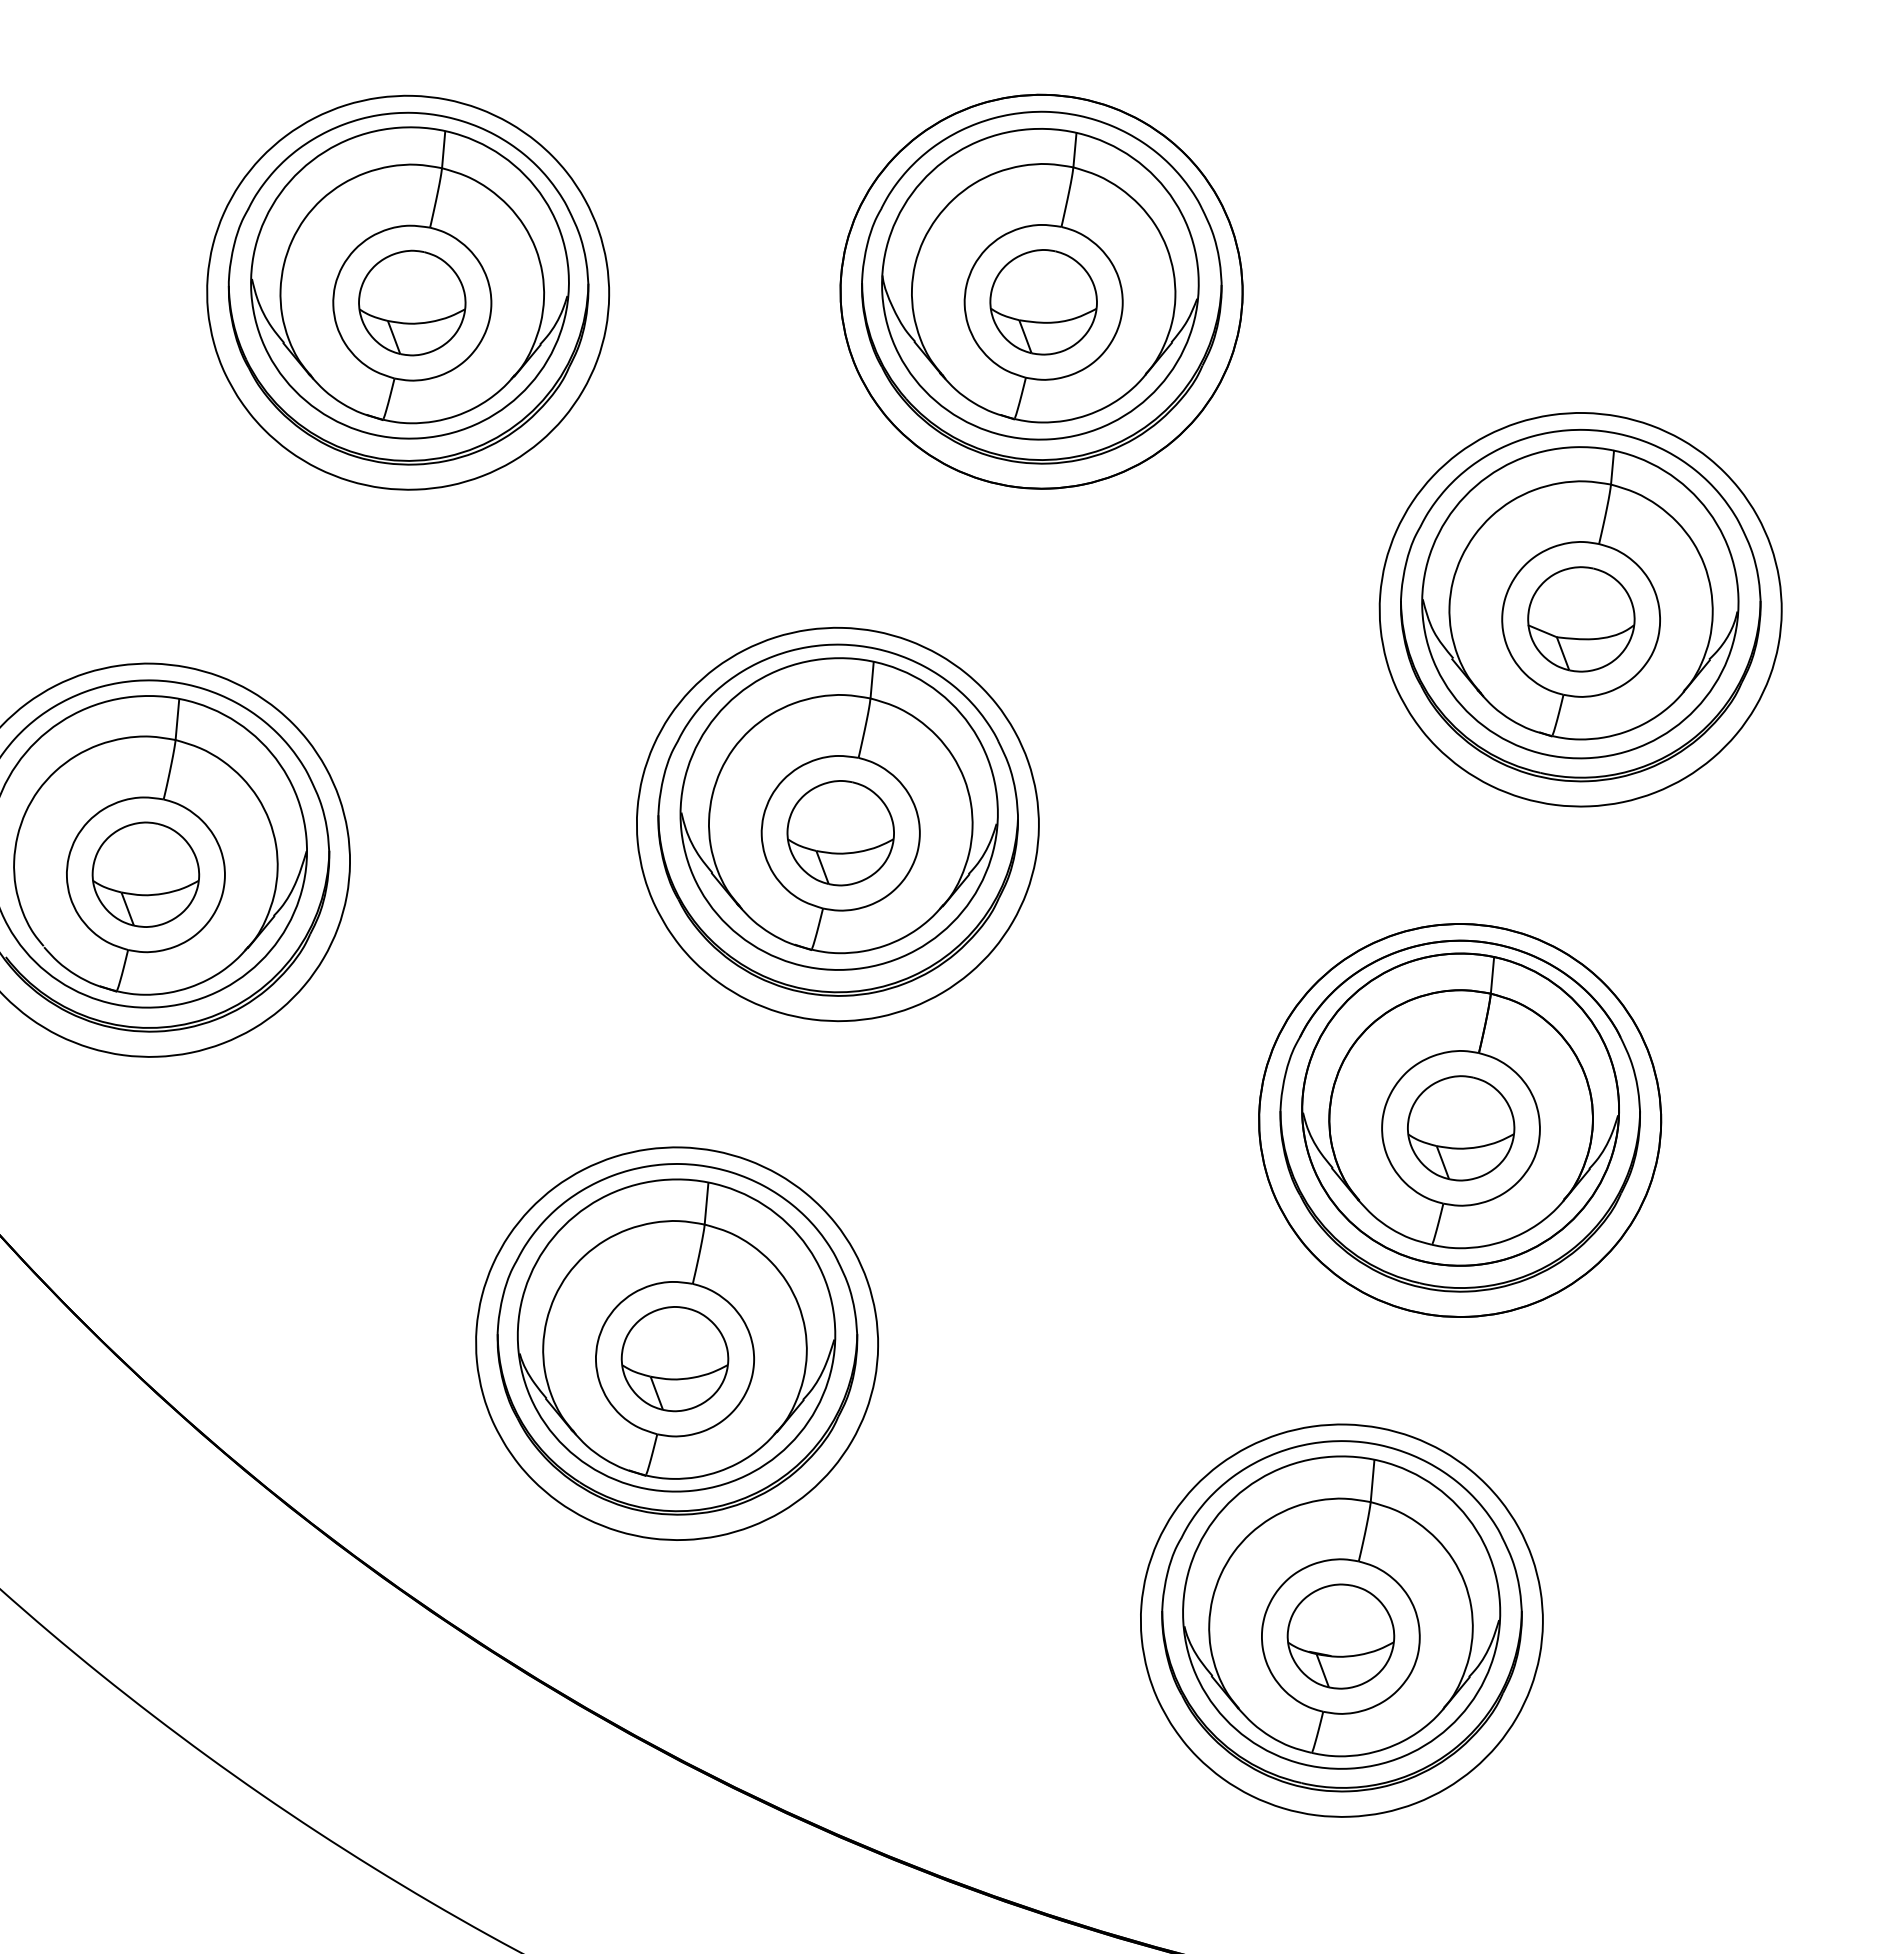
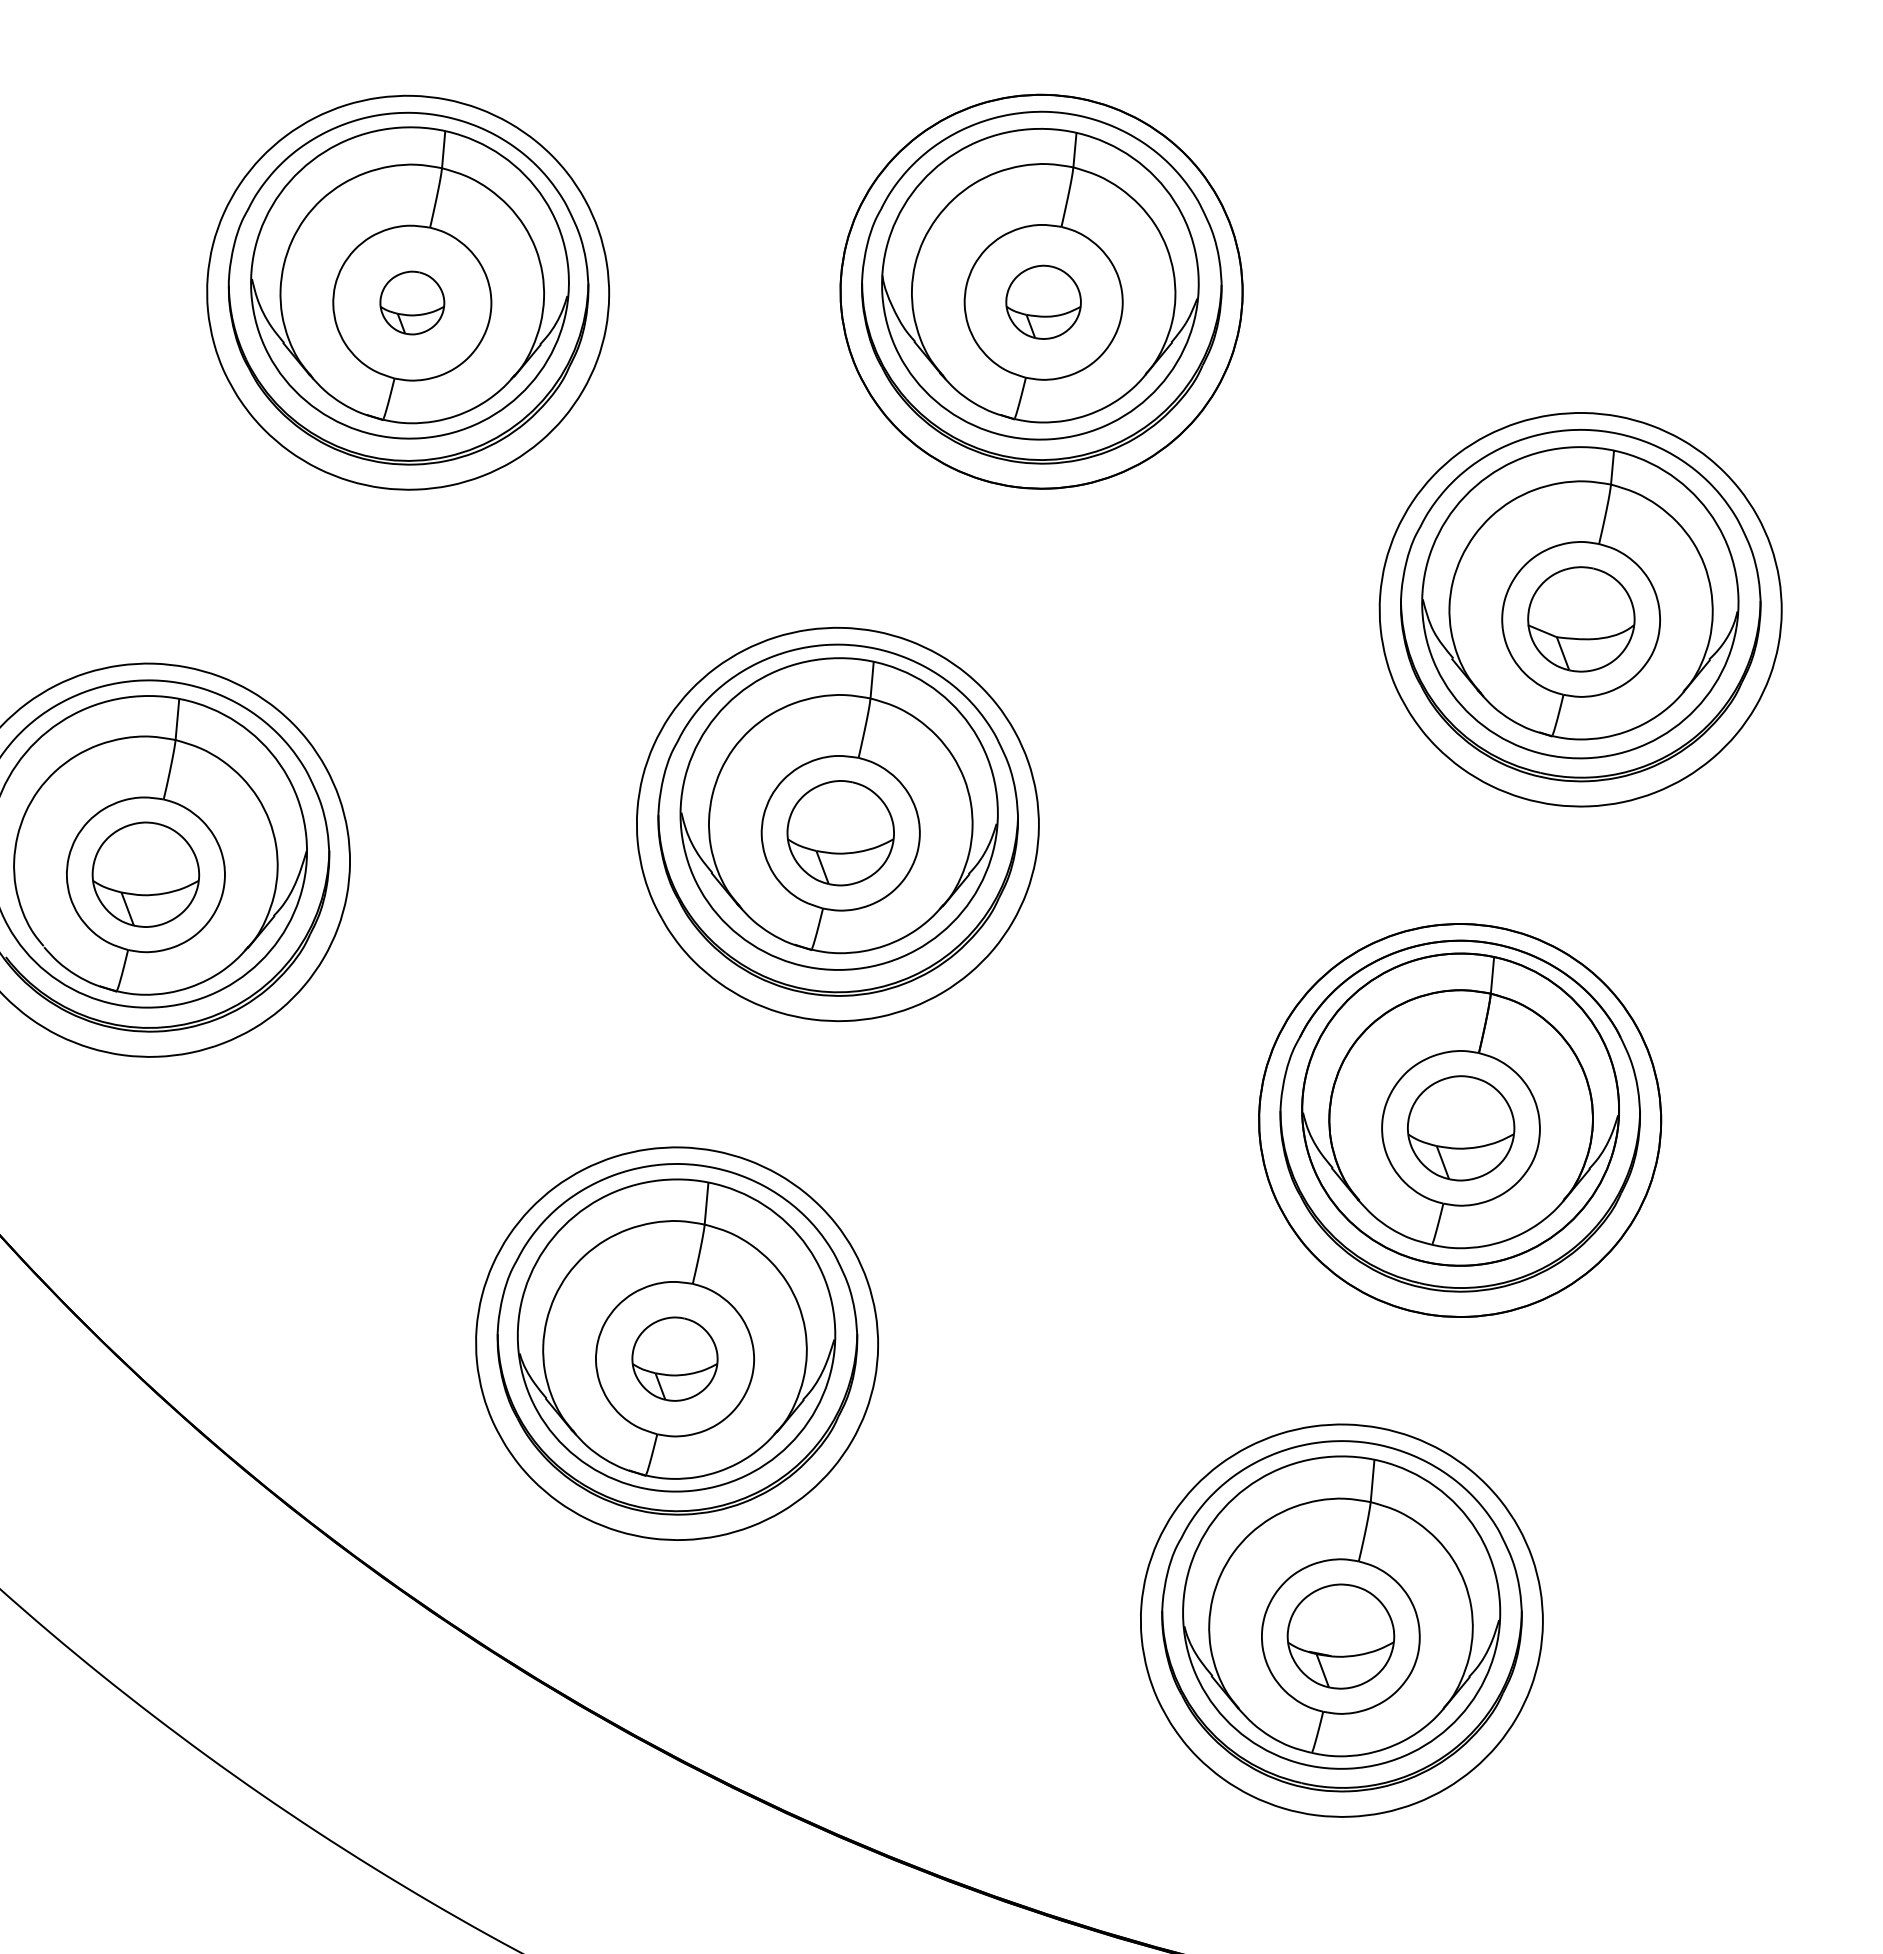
part size: 109x108 px -> 67x66 px (412, 302)
part size: 109x107 px -> 77x76 px (1043, 301)
part size: 110x107 px -> 88x86 px (674, 1358)
